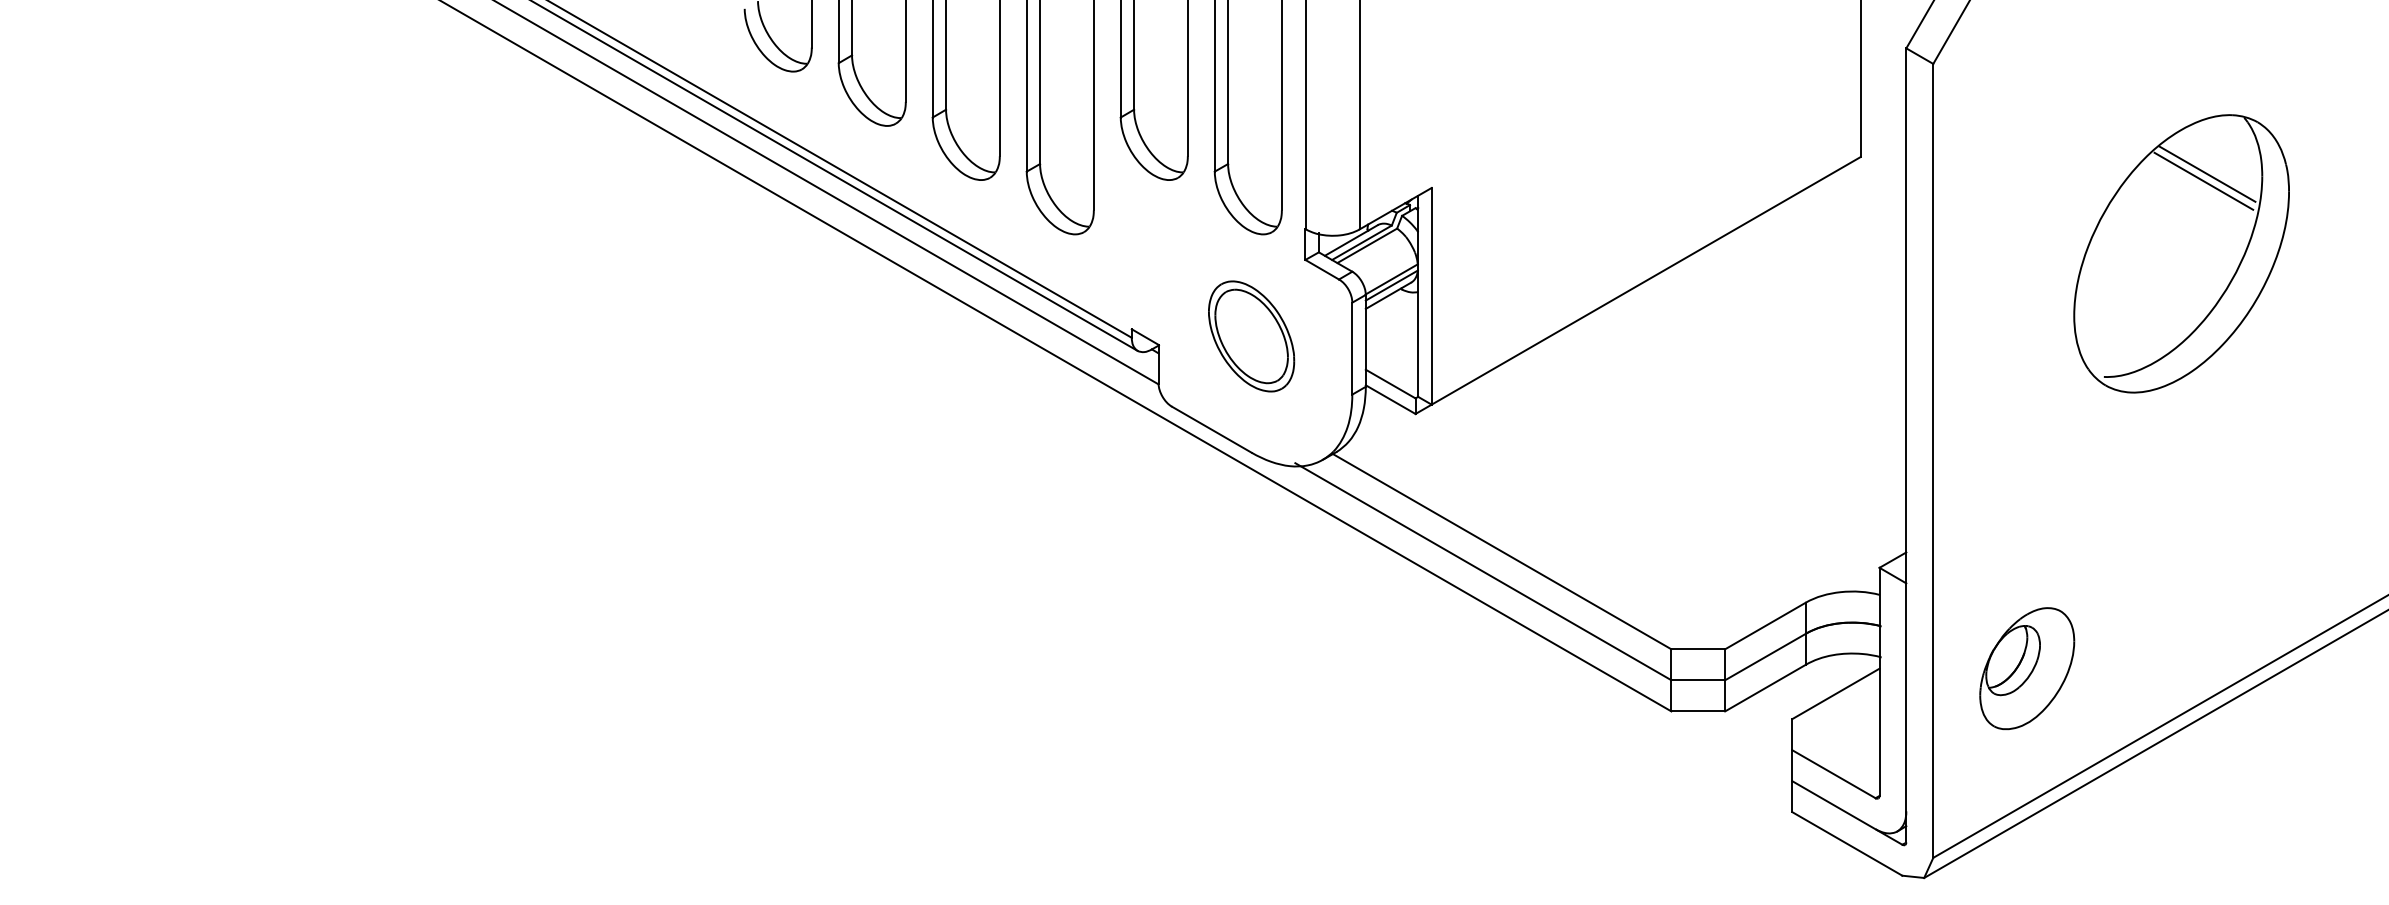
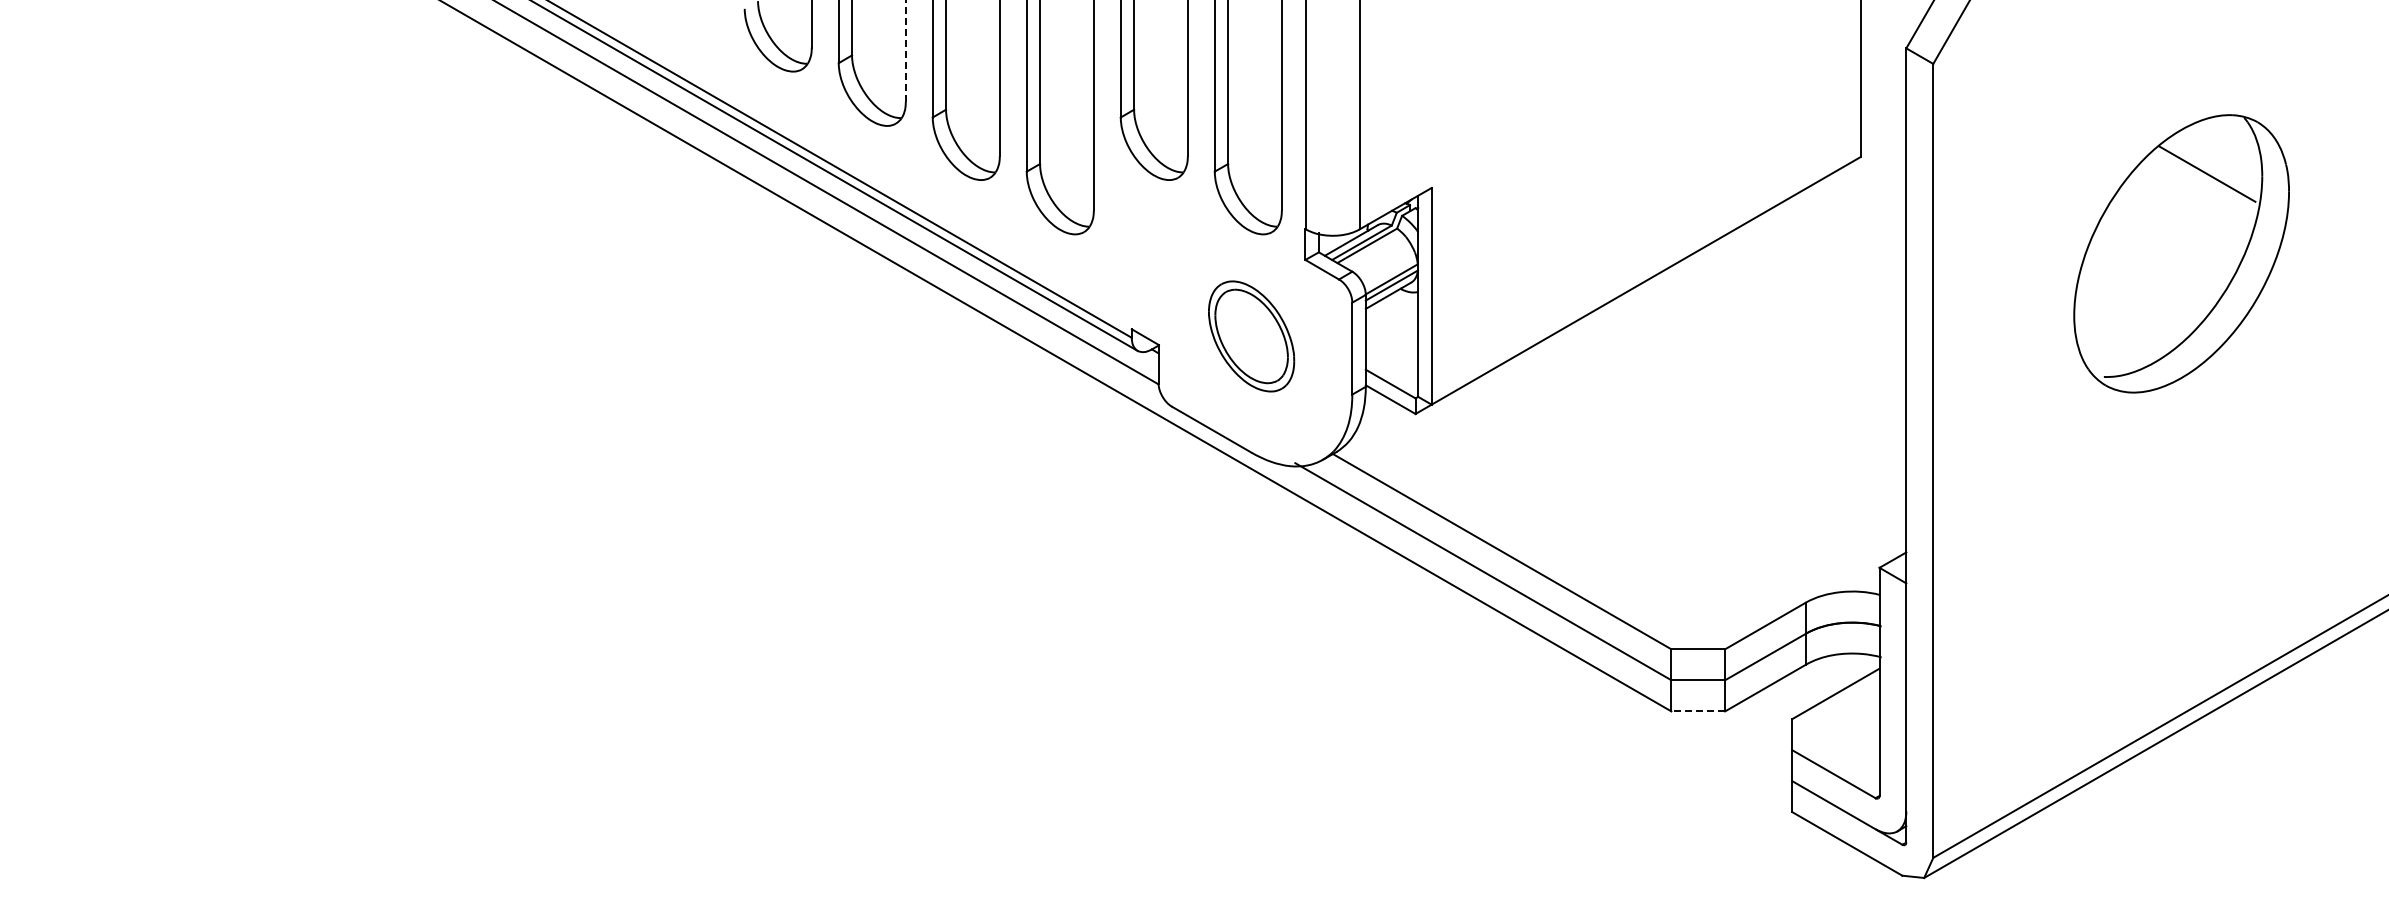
line: solid -> dashed (905, 51)
line: present -> none (2203, 180)
part: present -> none (2027, 668)
line: solid -> dashed (1698, 711)
